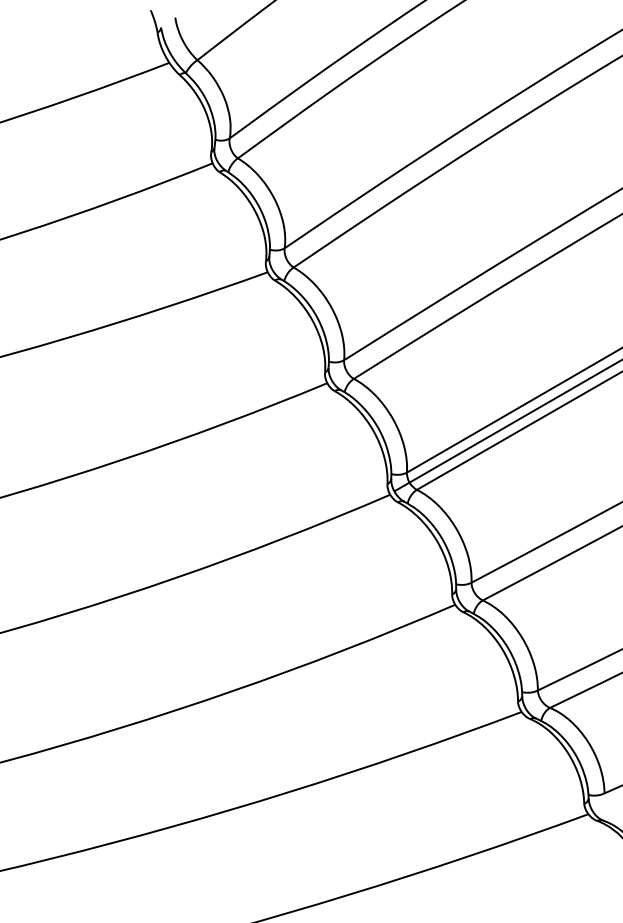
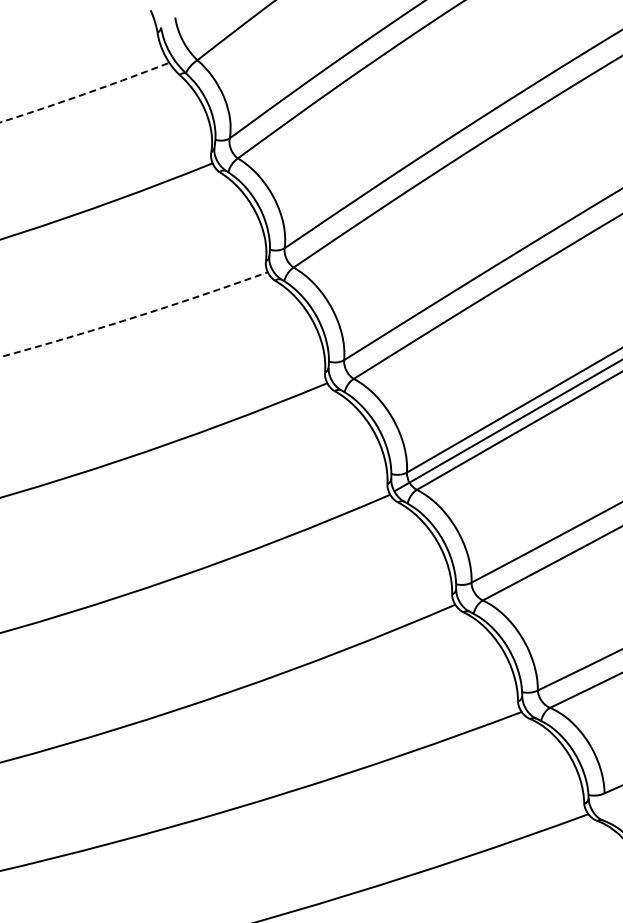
arc: solid -> dashed (85, 93)
arc: solid -> dashed (134, 317)
